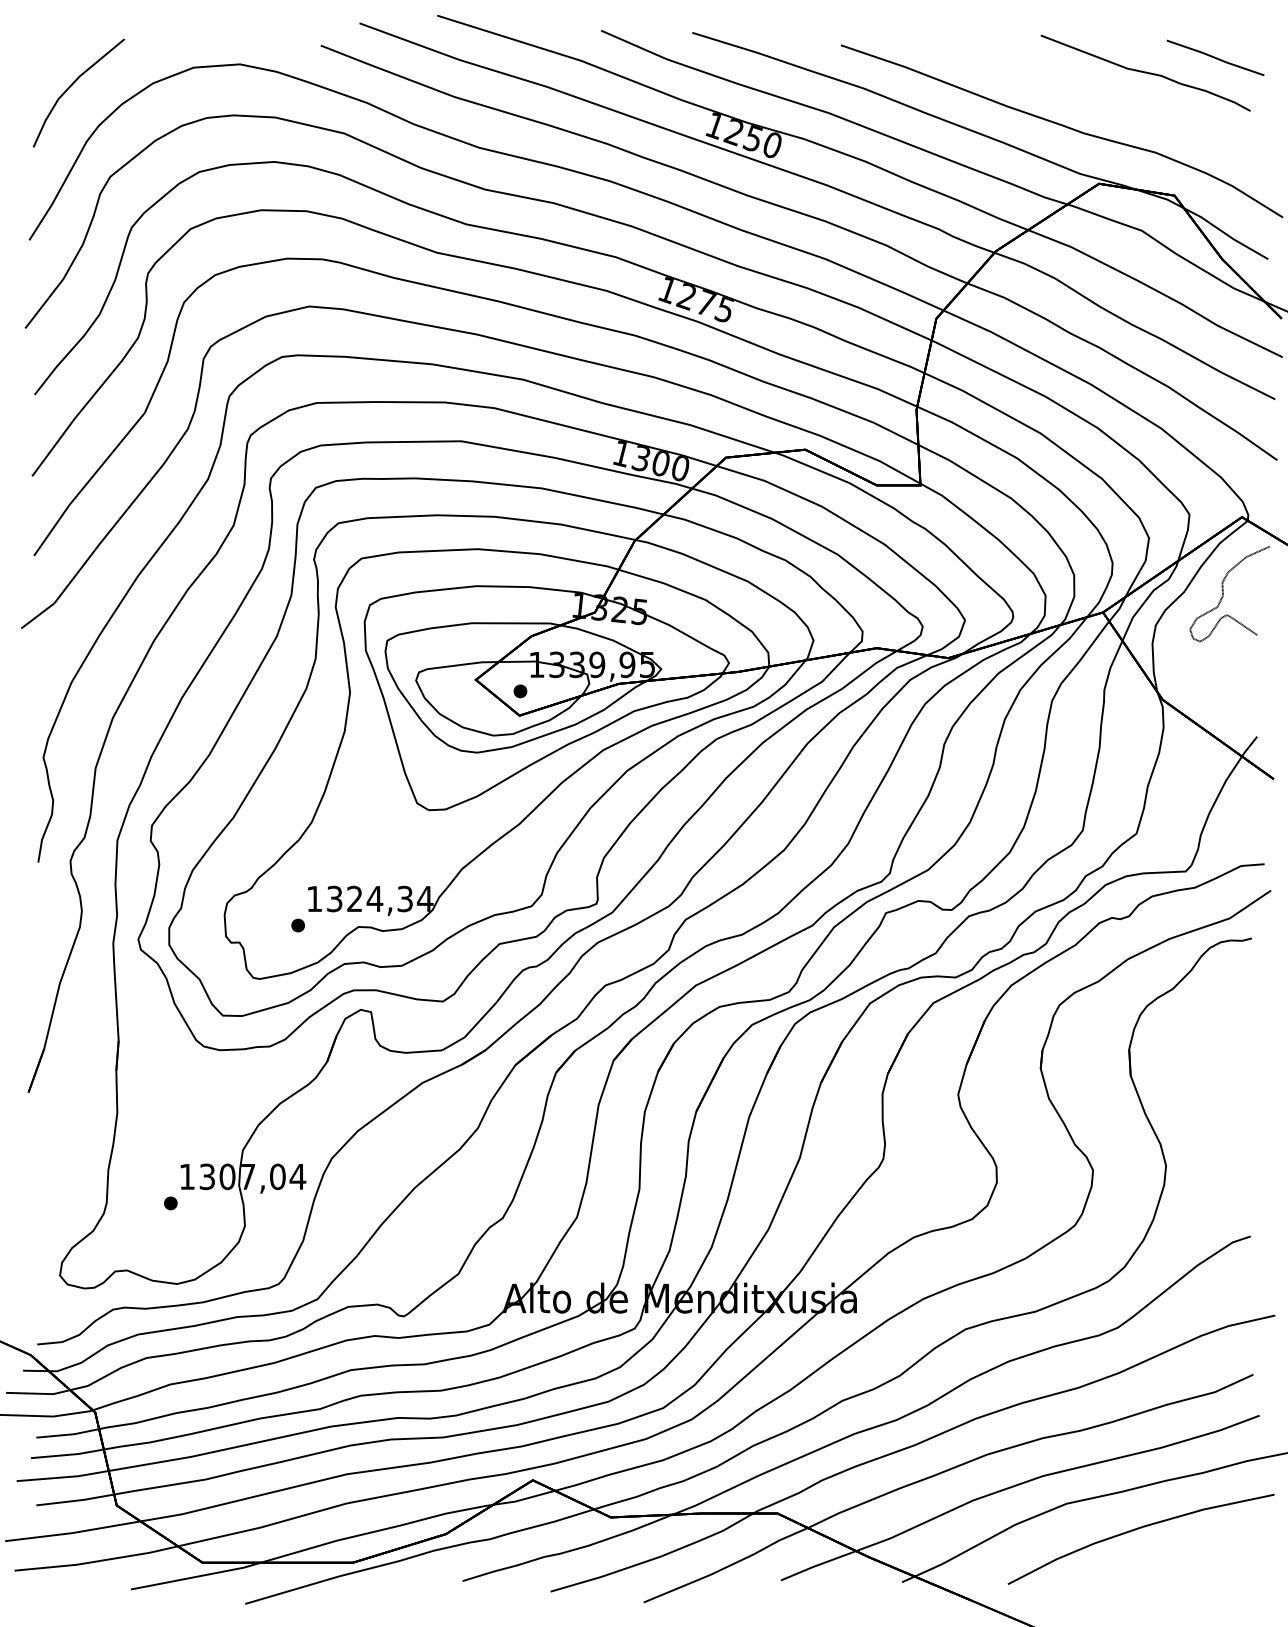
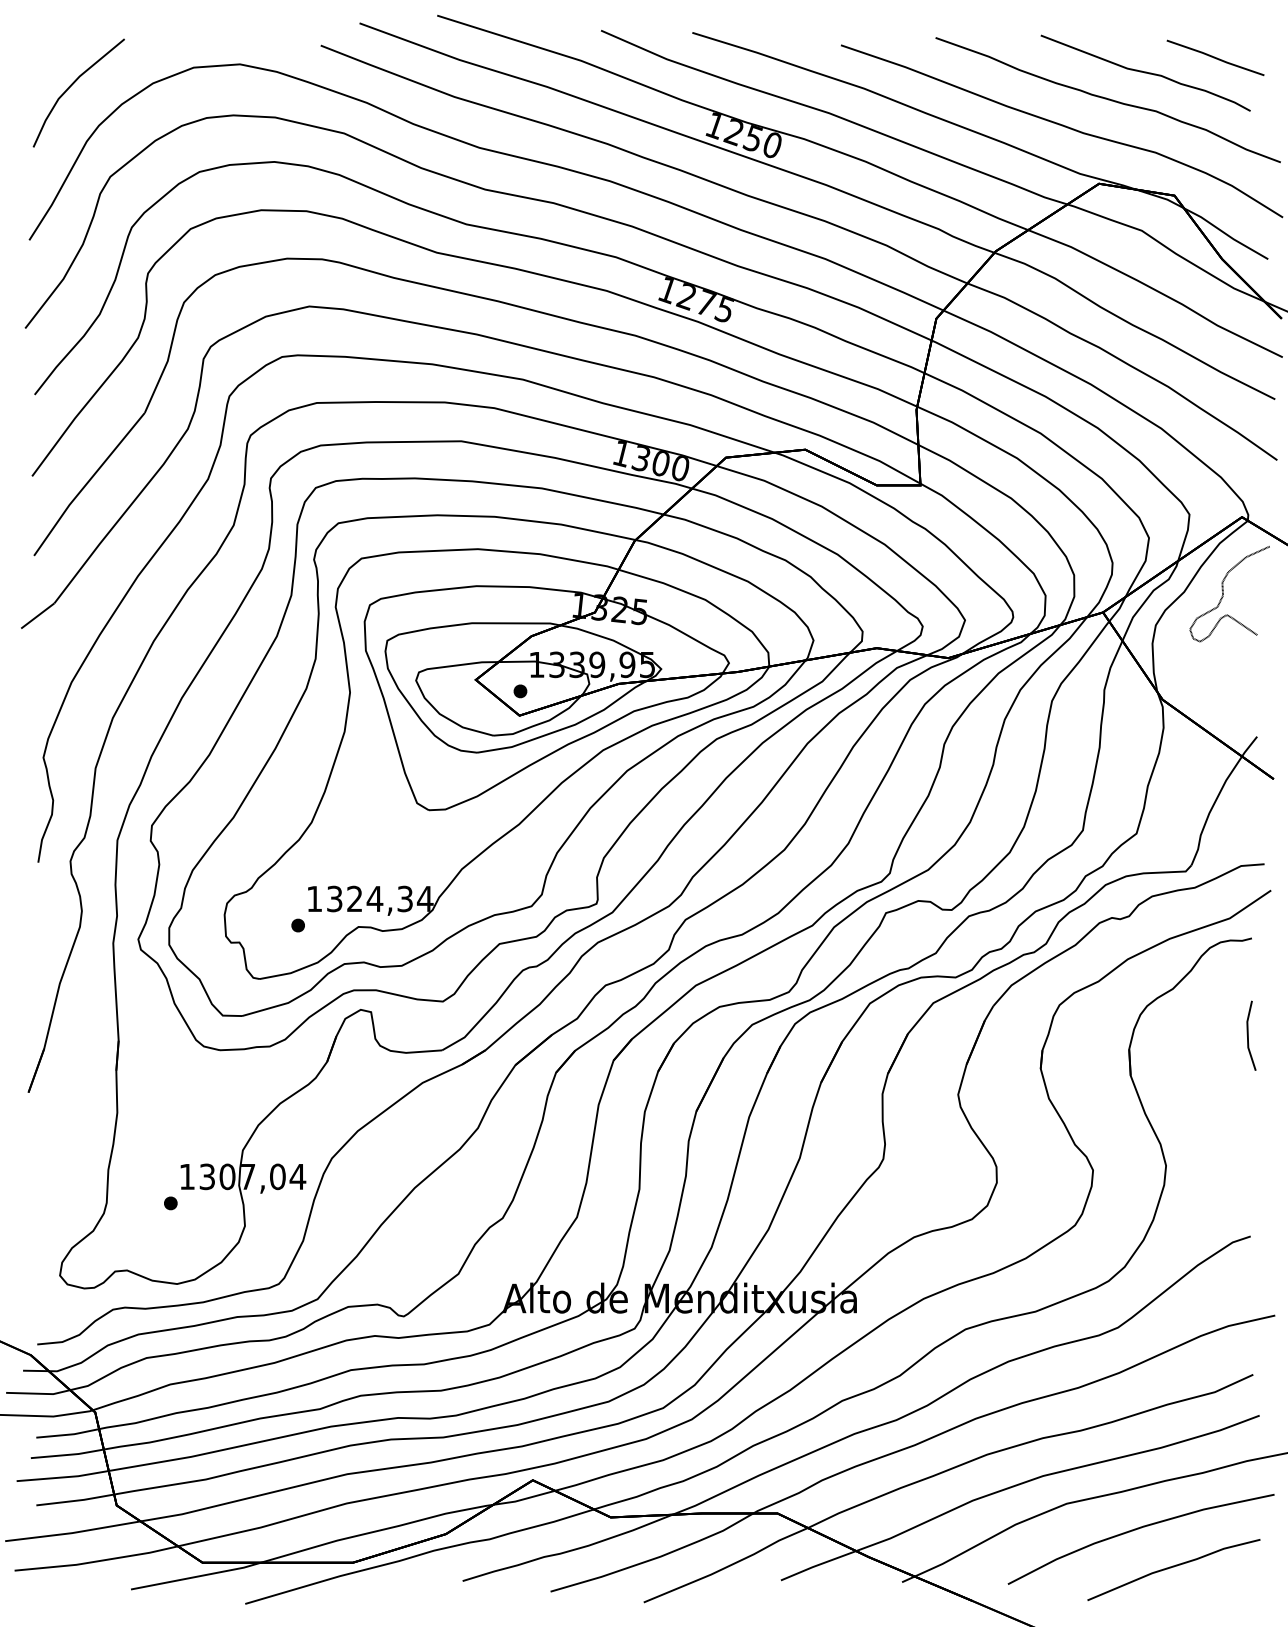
curve: none -> present (1107, 99)
line: none -> present (1248, 1035)
line: none -> present (1173, 1567)
